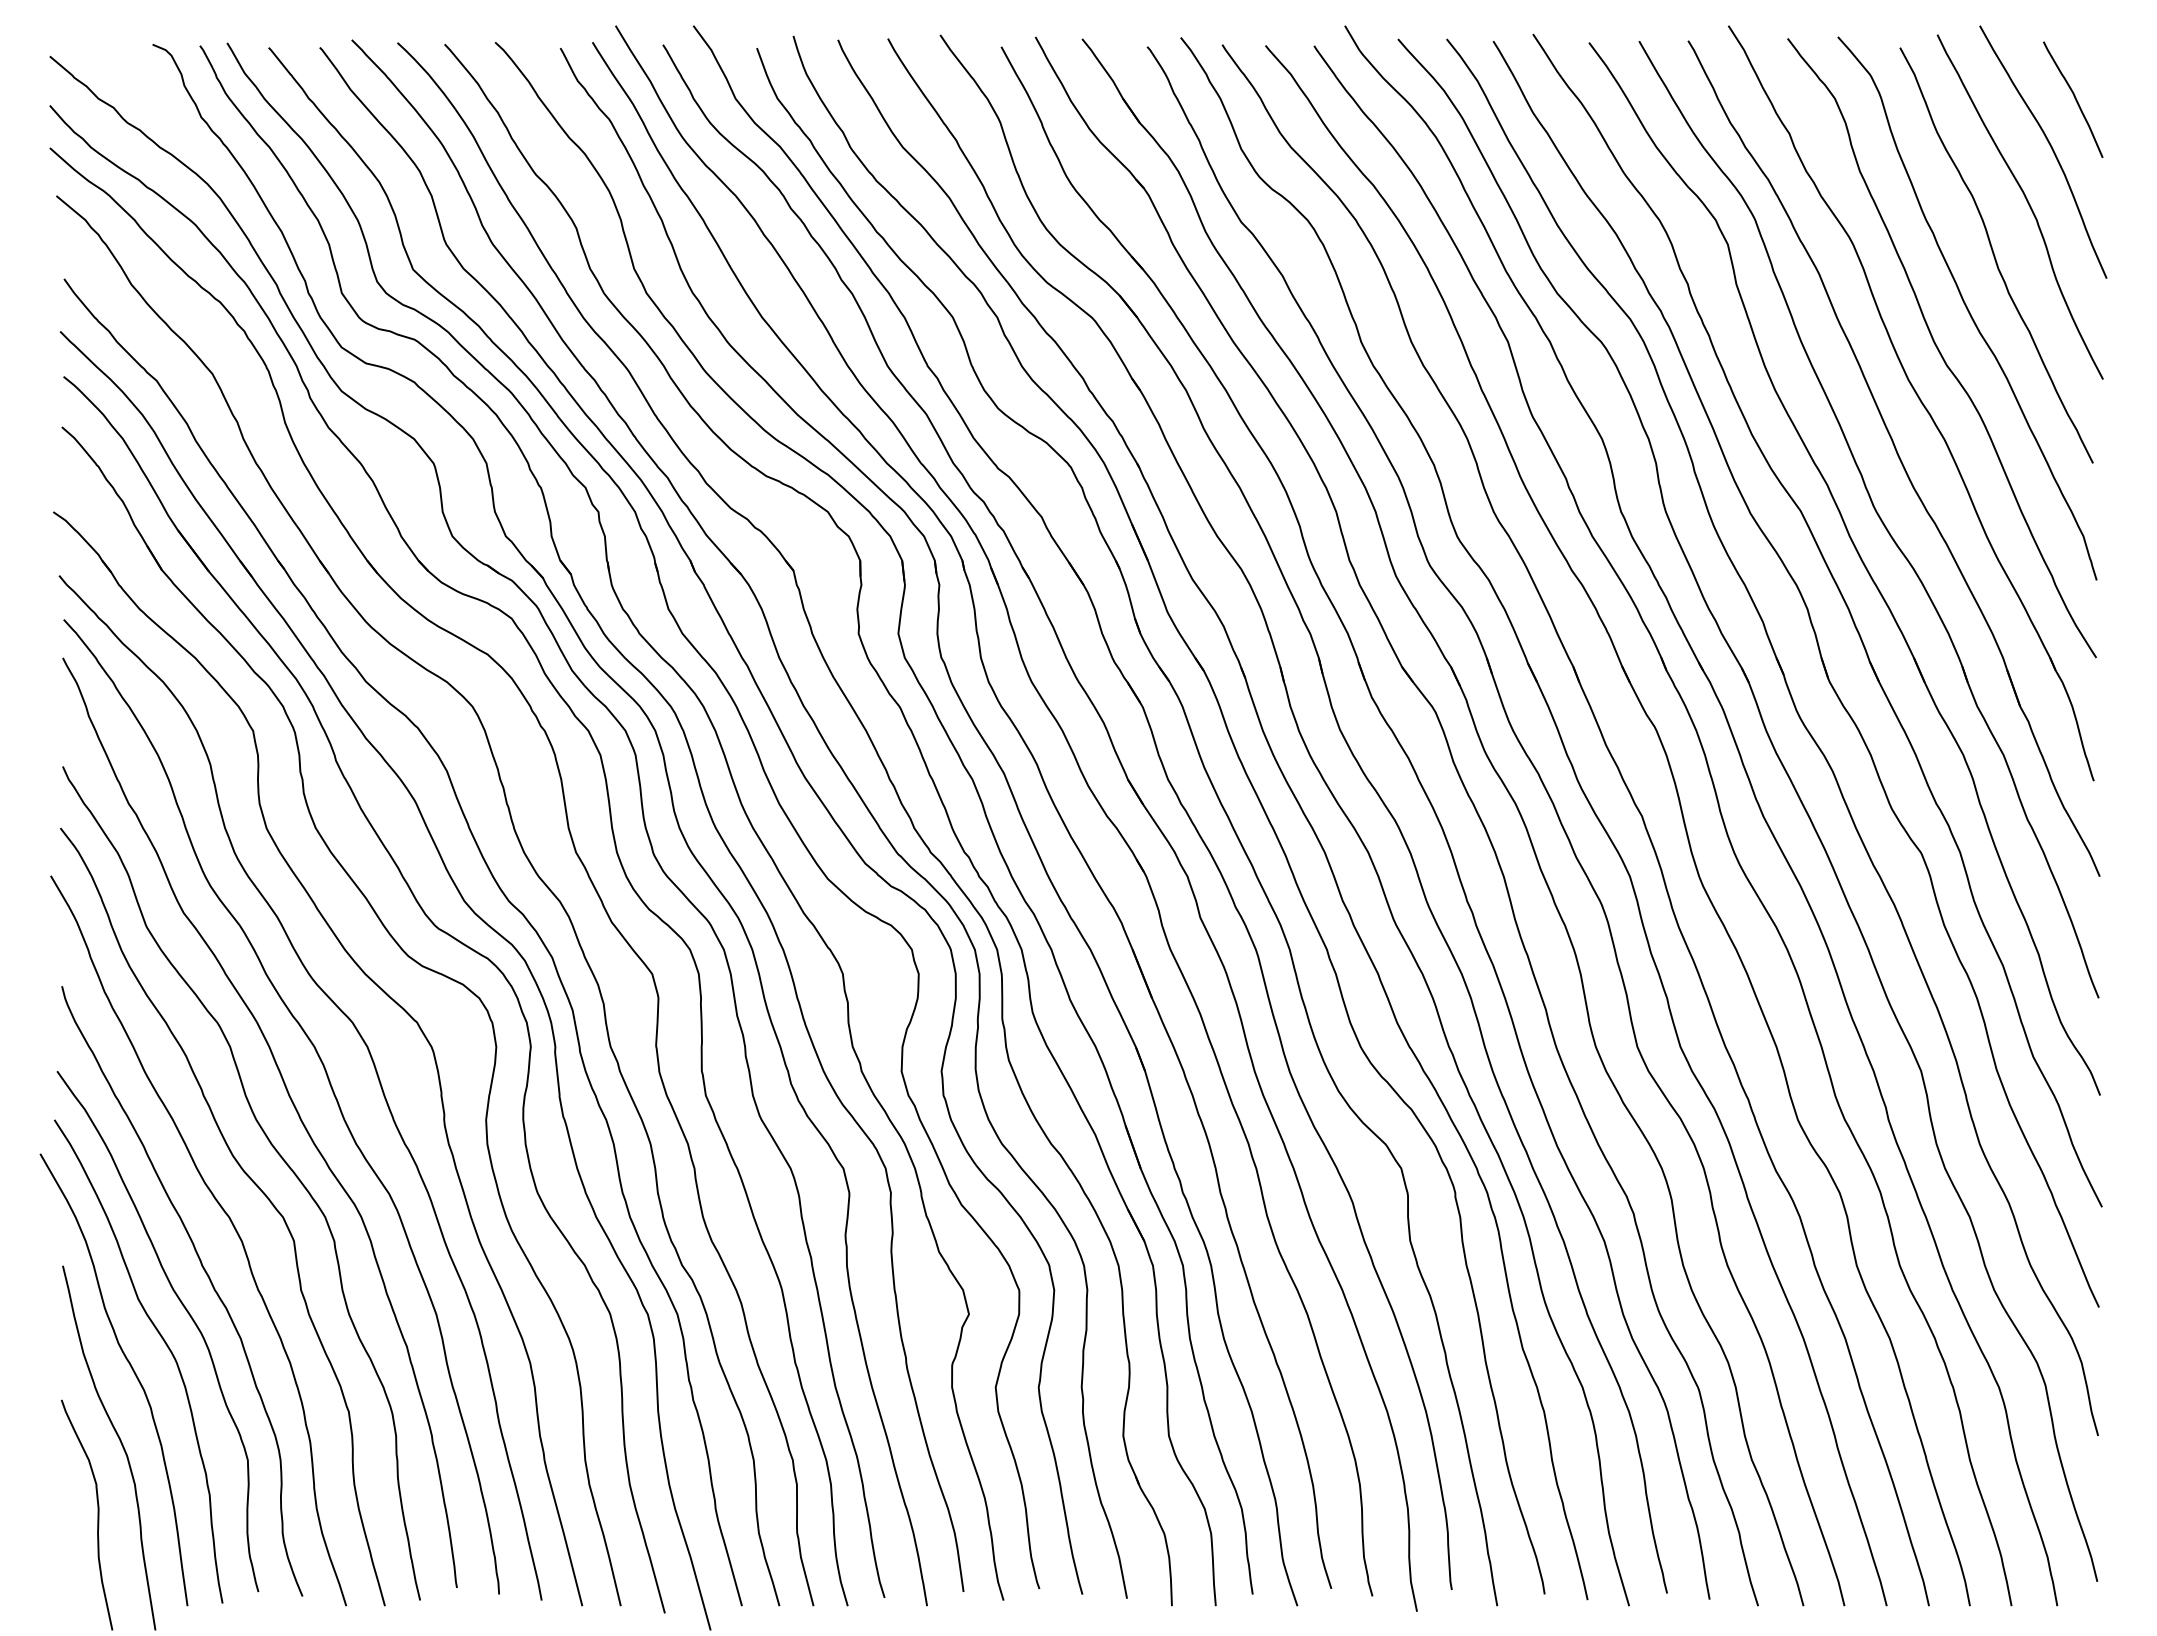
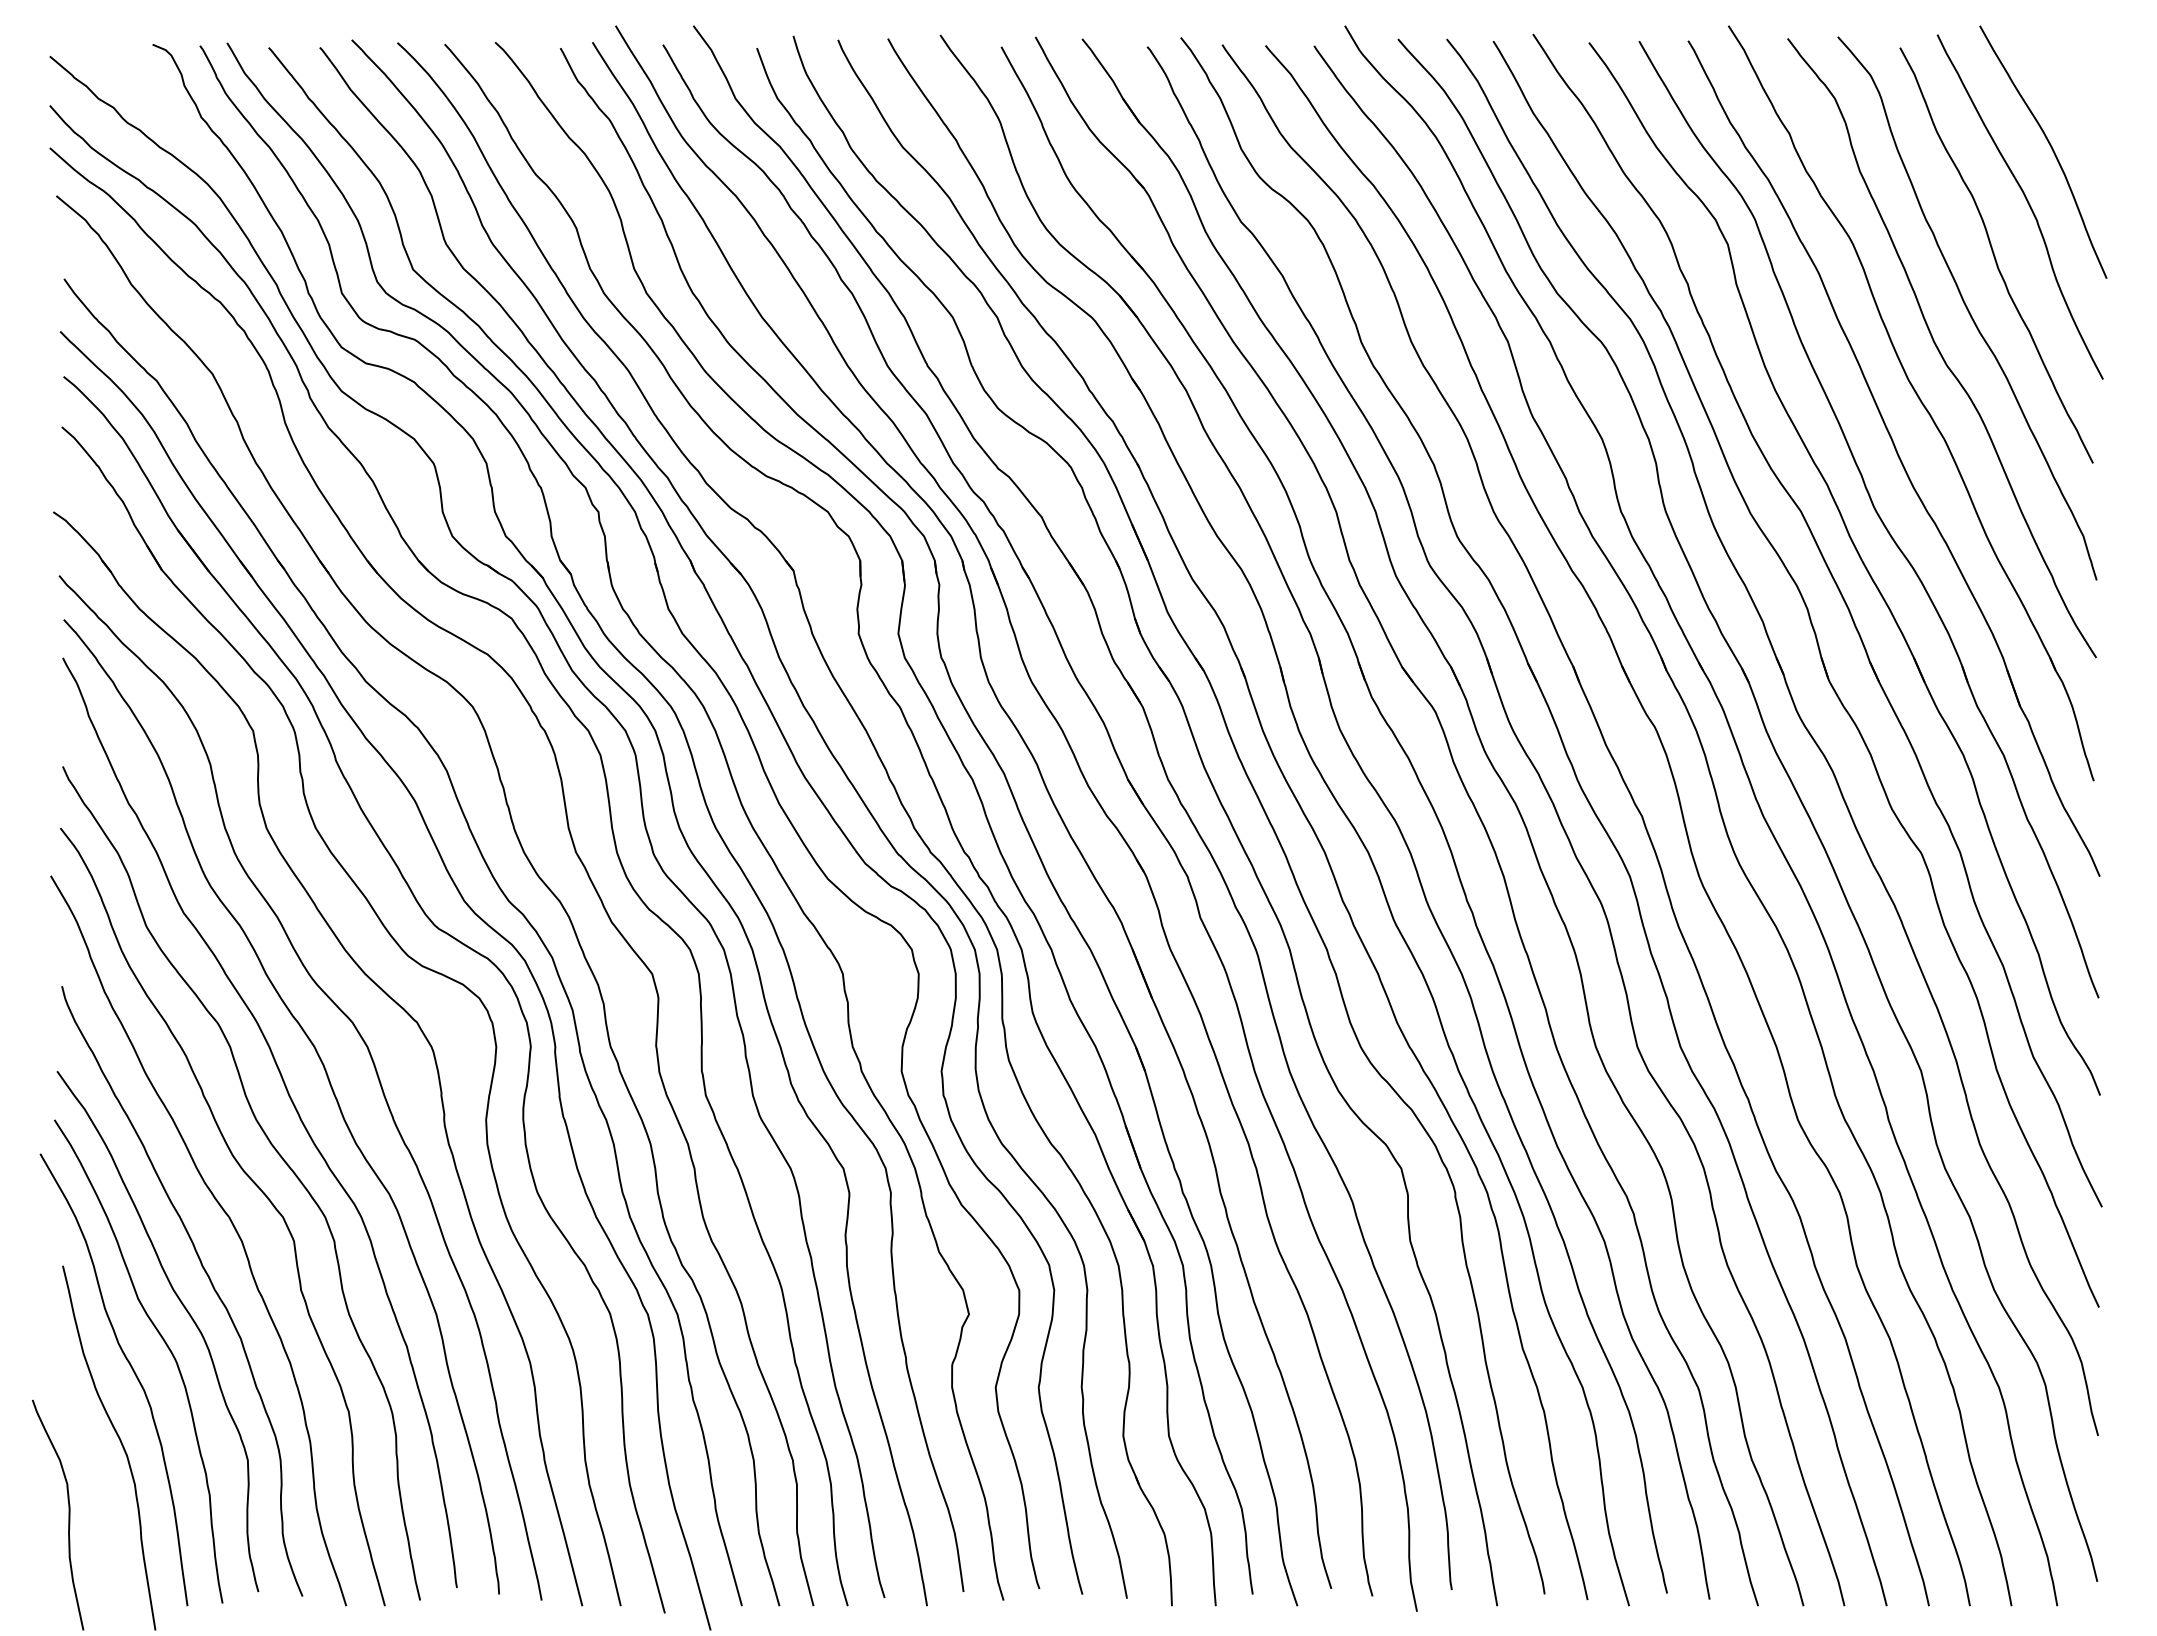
curve: present -> none (2074, 98)
curve position: (97, 1514) -> (68, 1514) (68, 1514)
